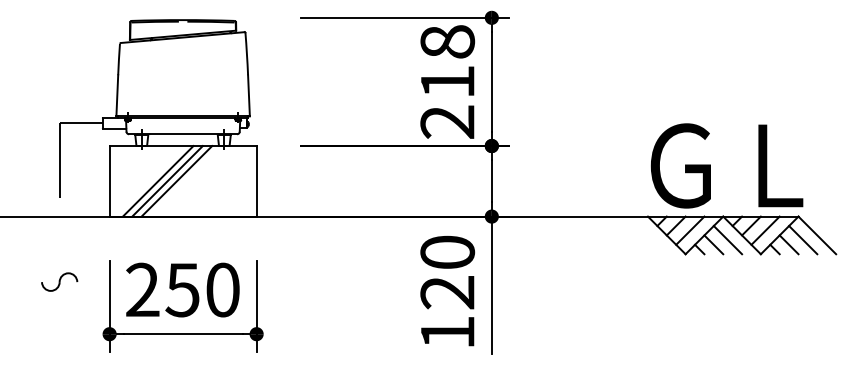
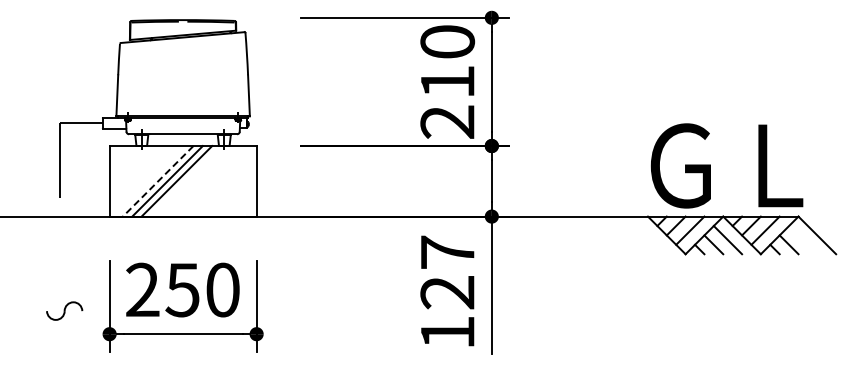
text: 218 -> 210 (447, 41)
line: solid -> dashed (158, 181)
line: present -> none (803, 240)
text: 120 -> 127 (447, 251)
part position: (59, 281) -> (64, 310) (64, 310)
